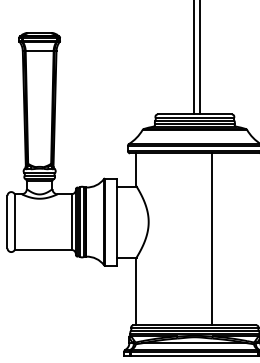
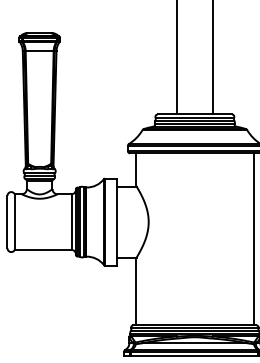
line position: (193, 58) -> (176, 58) (176, 58)
line position: (200, 58) -> (213, 58) (213, 58)
line position: (211, 239) -> (253, 239) (253, 239)
